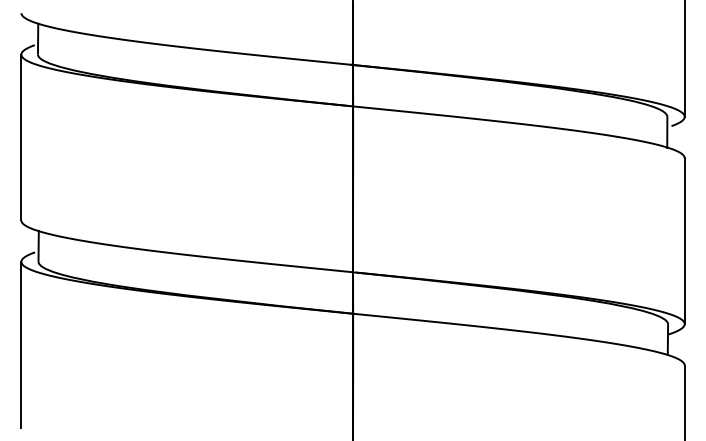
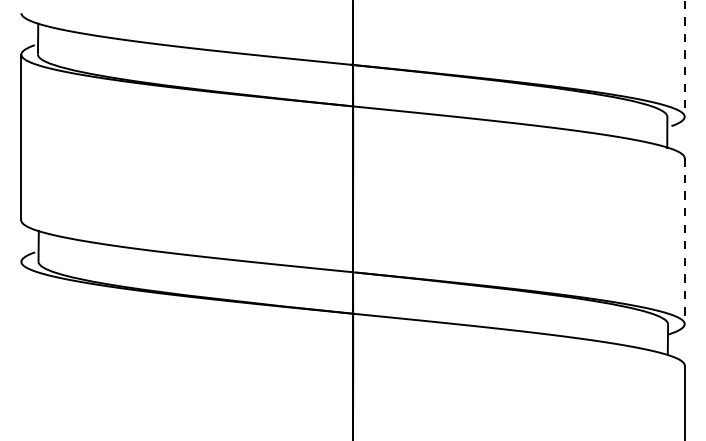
line: solid -> dashed (684, 58)
line: solid -> dashed (684, 241)
line: present -> none (21, 344)
